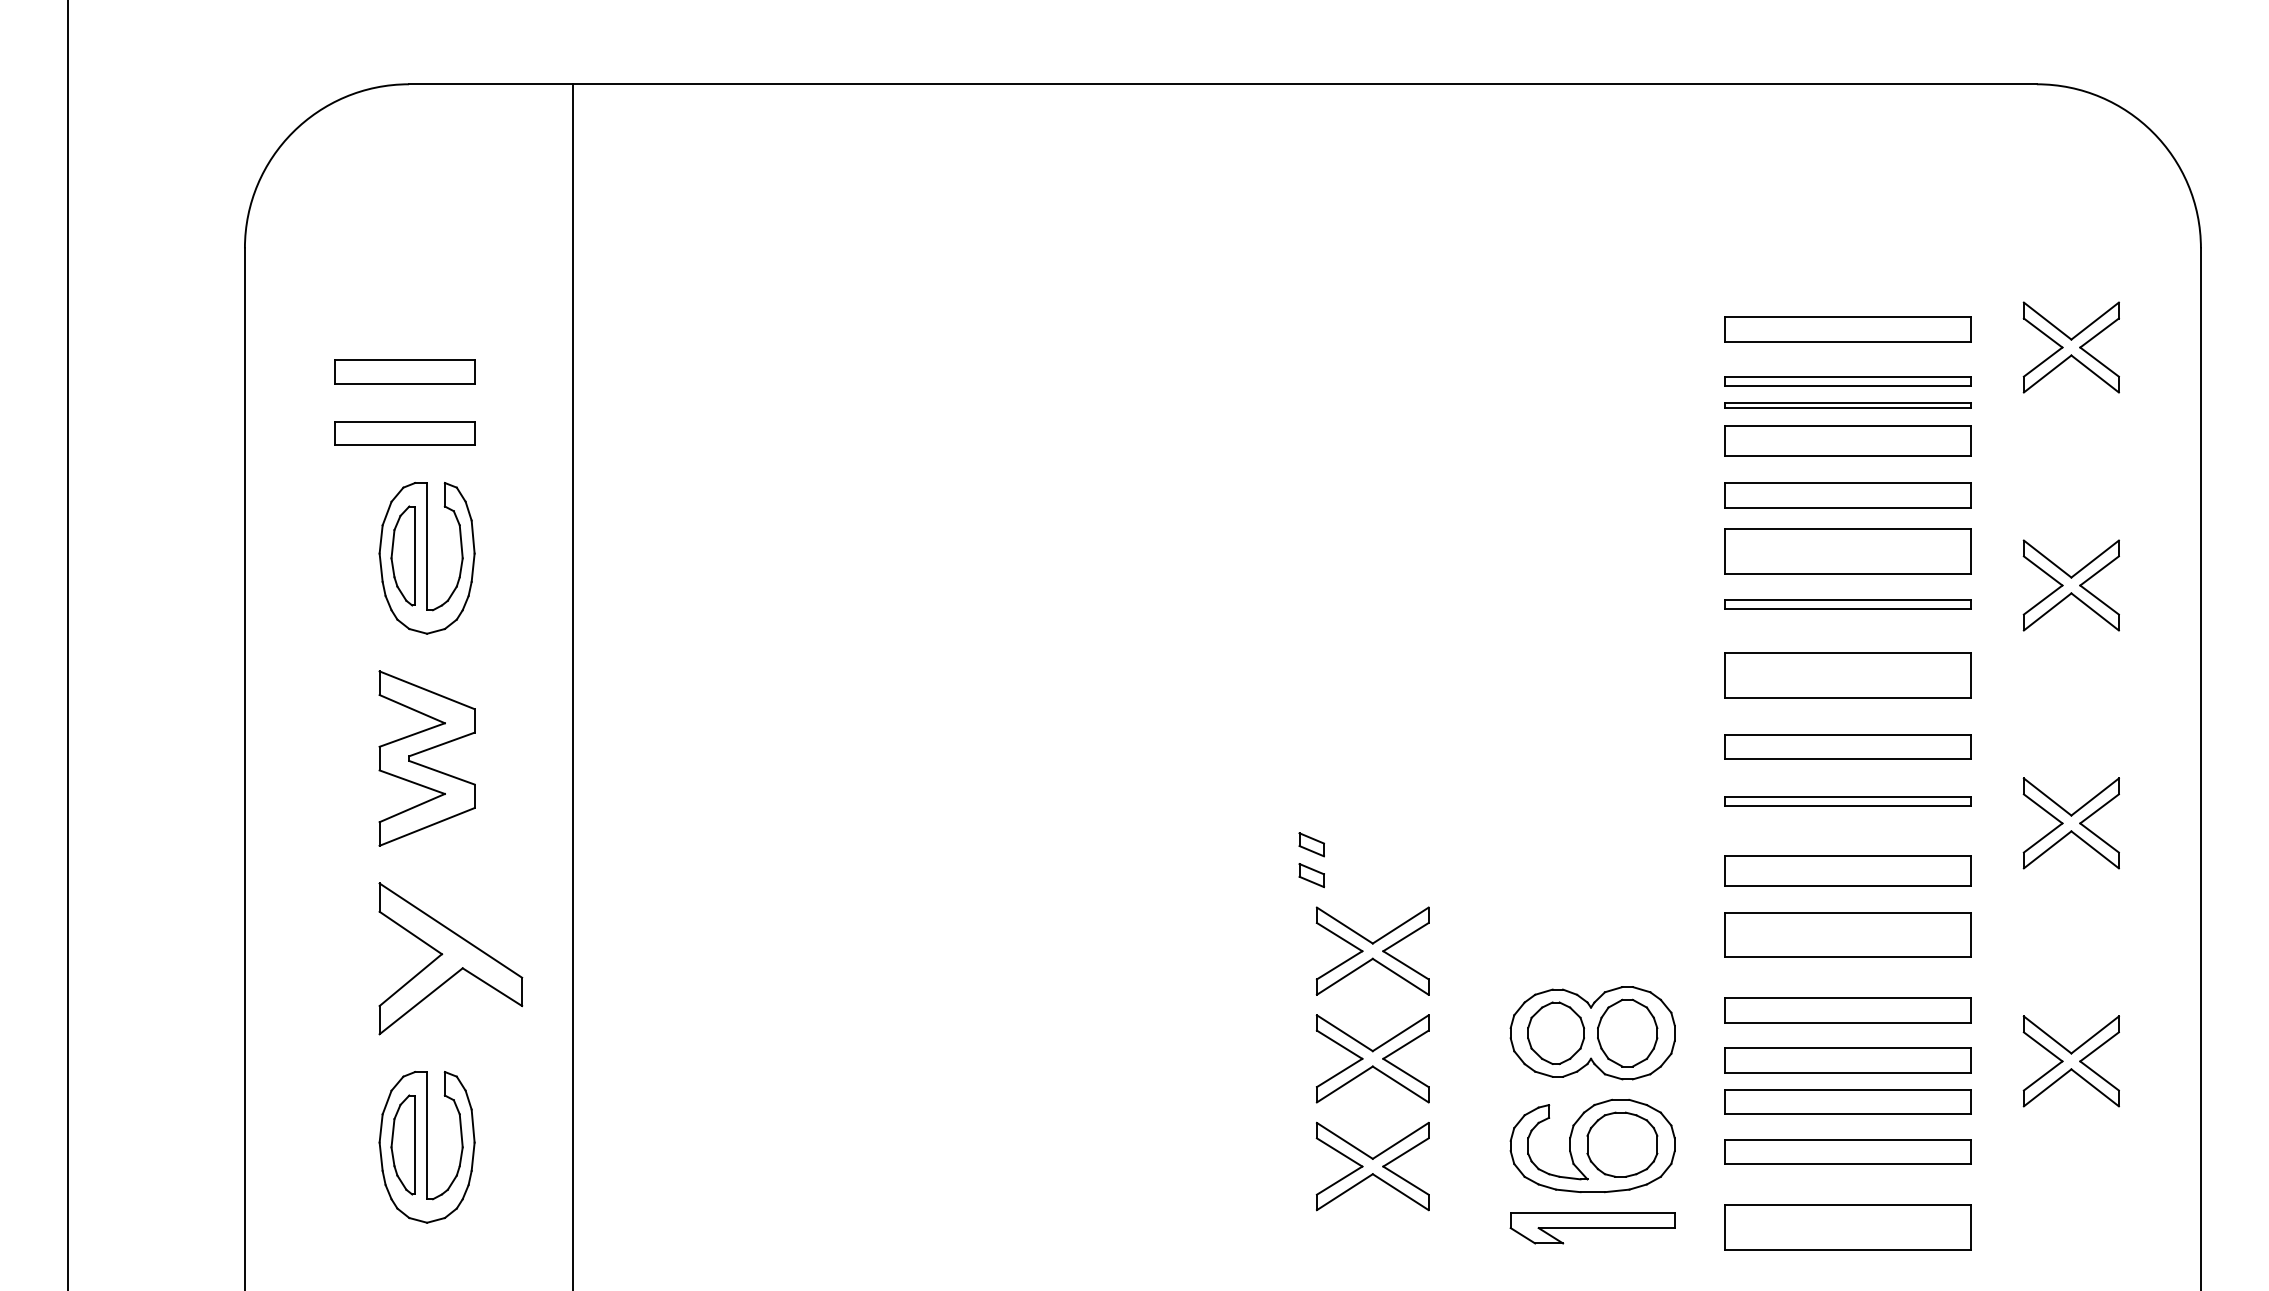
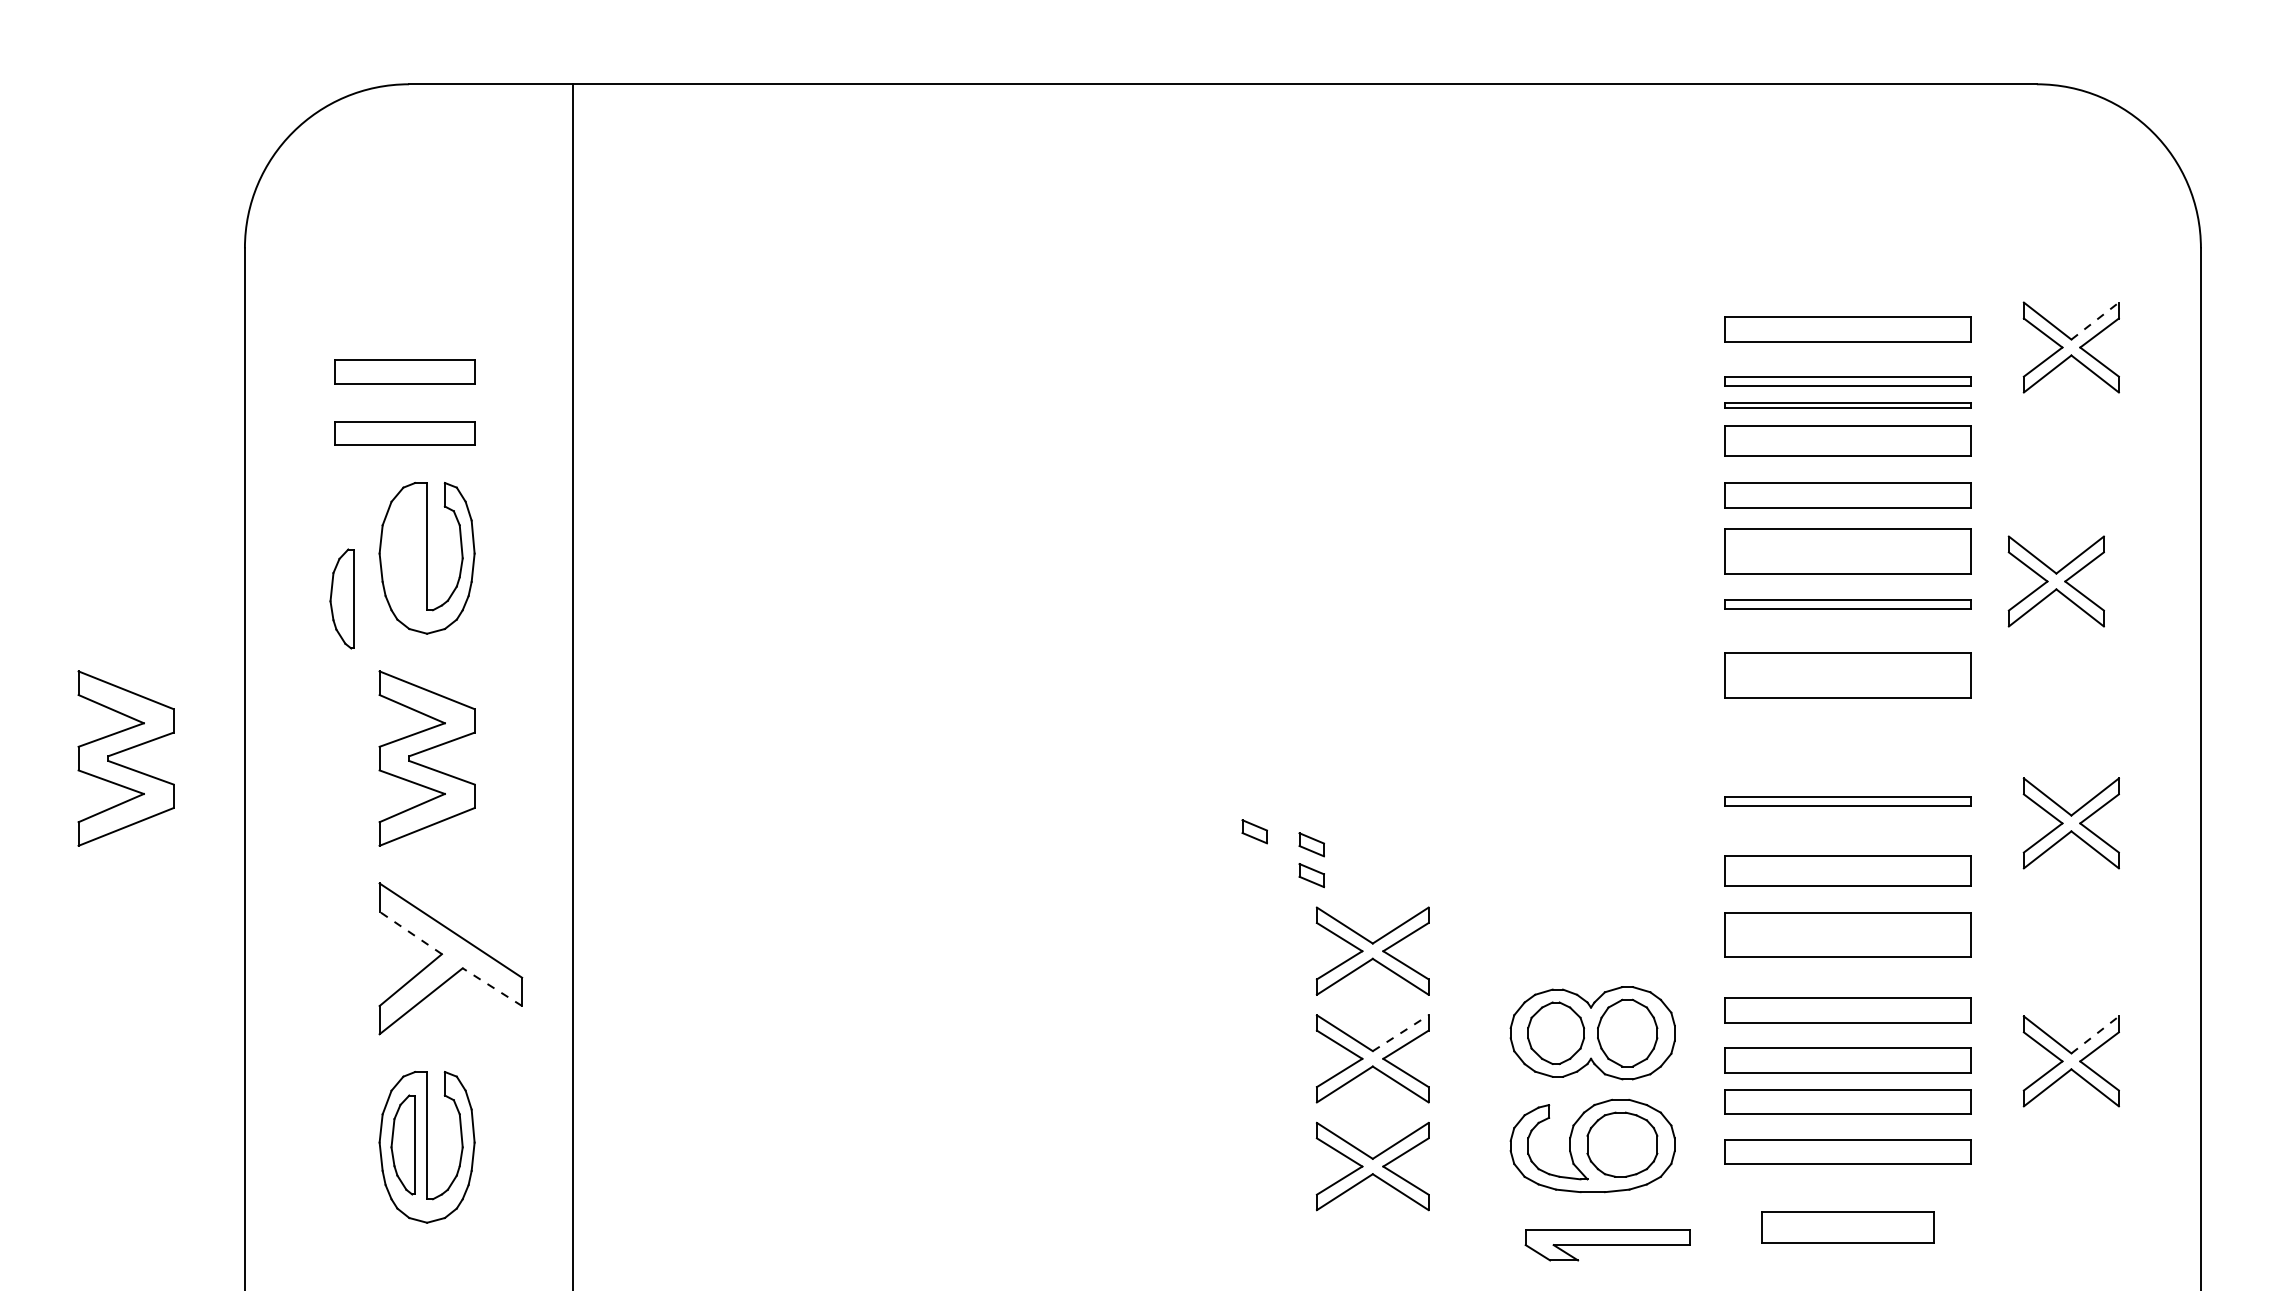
line: solid -> dashed (2095, 320)
part position: (402, 555) -> (341, 598) (341, 598)
part position: (2070, 585) -> (2055, 581) (2055, 581)
line: present -> none (68, 644)
part: present -> none (1847, 746)
part: none -> present (122, 752)
part: none -> present (1254, 831)
line: solid -> dashed (410, 932)
line: solid -> dashed (492, 986)
line: solid -> dashed (1401, 1032)
line: solid -> dashed (2095, 1034)
part size: 248x47 px -> 174x33 px (1847, 1227)
part position: (1592, 1228) -> (1607, 1245) (1607, 1245)
